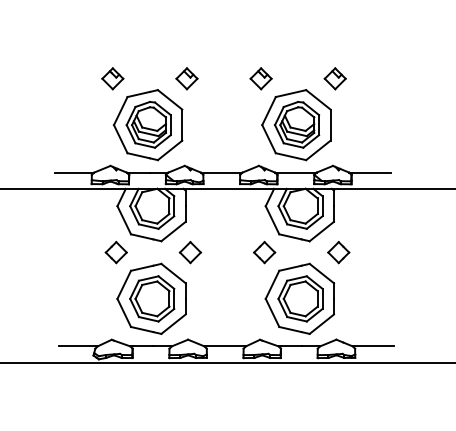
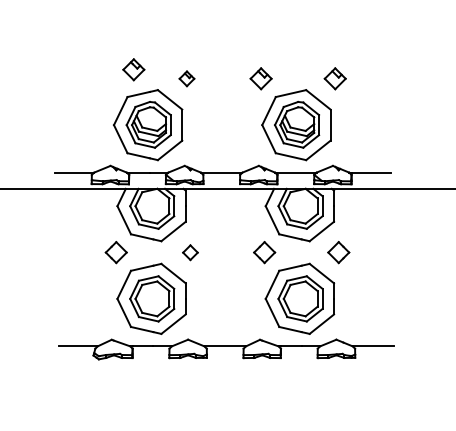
part position: (112, 78) -> (133, 69) (133, 69)
part size: 24x24 px -> 18x18 px (186, 78)
part size: 25x24 px -> 17x18 px (190, 252)
line: present -> none (227, 362)
